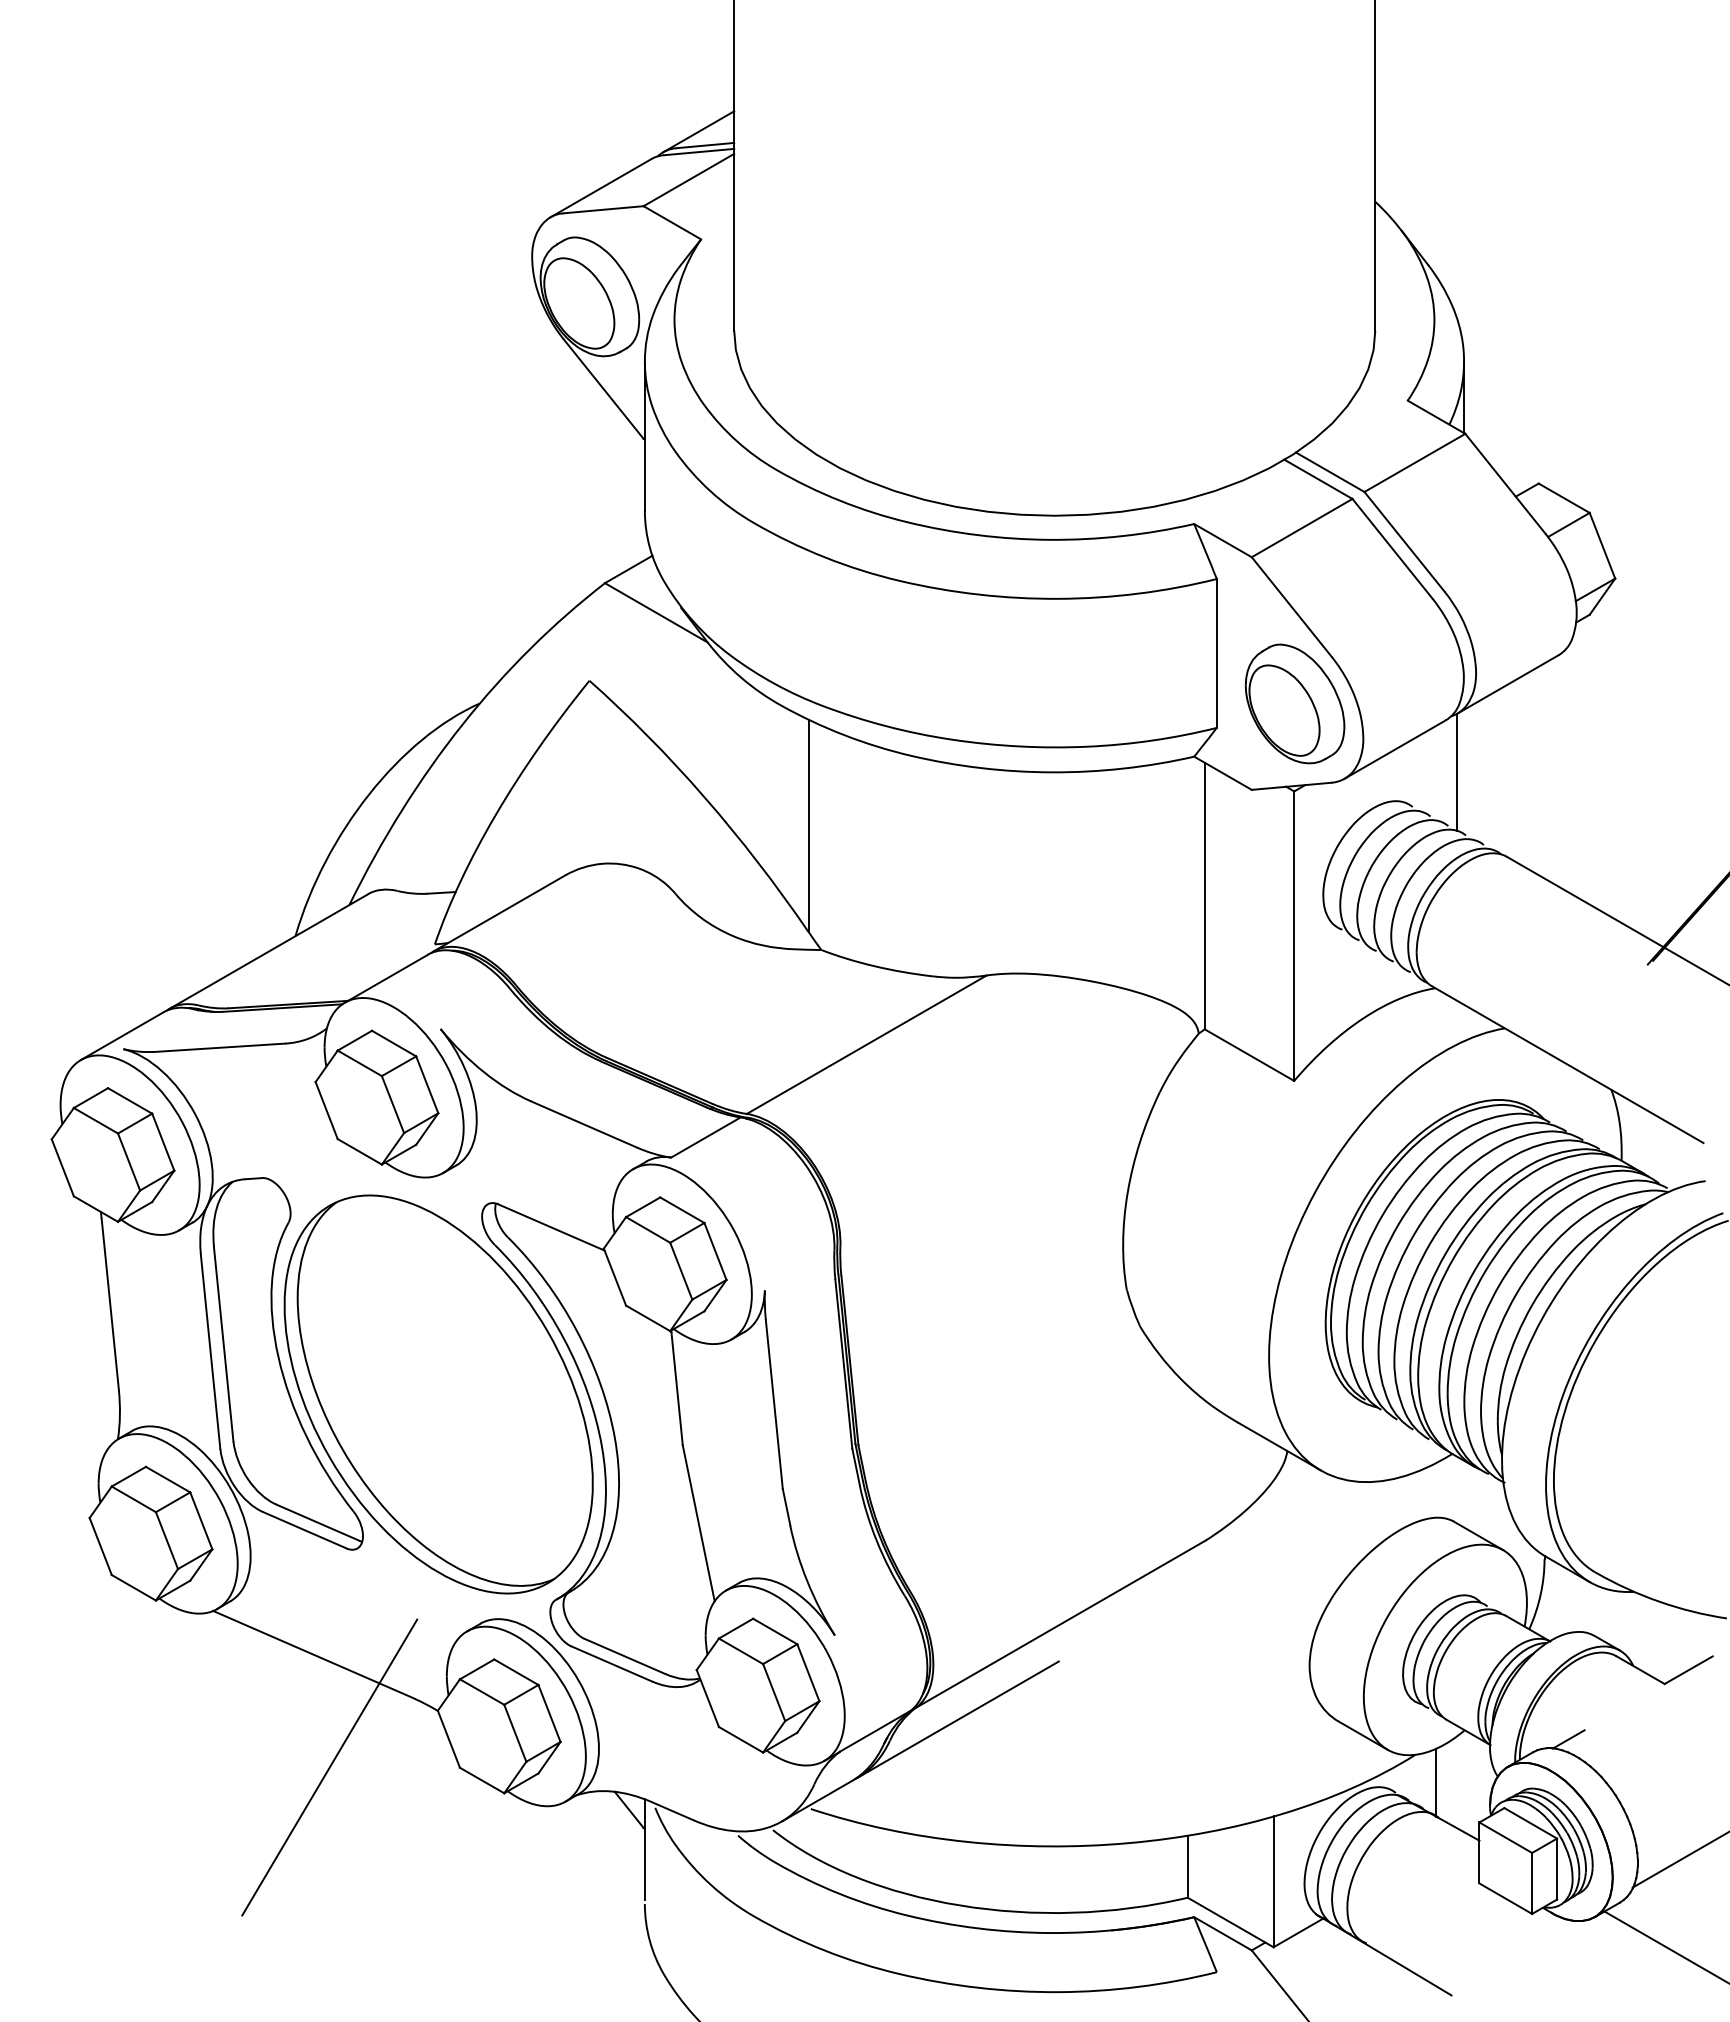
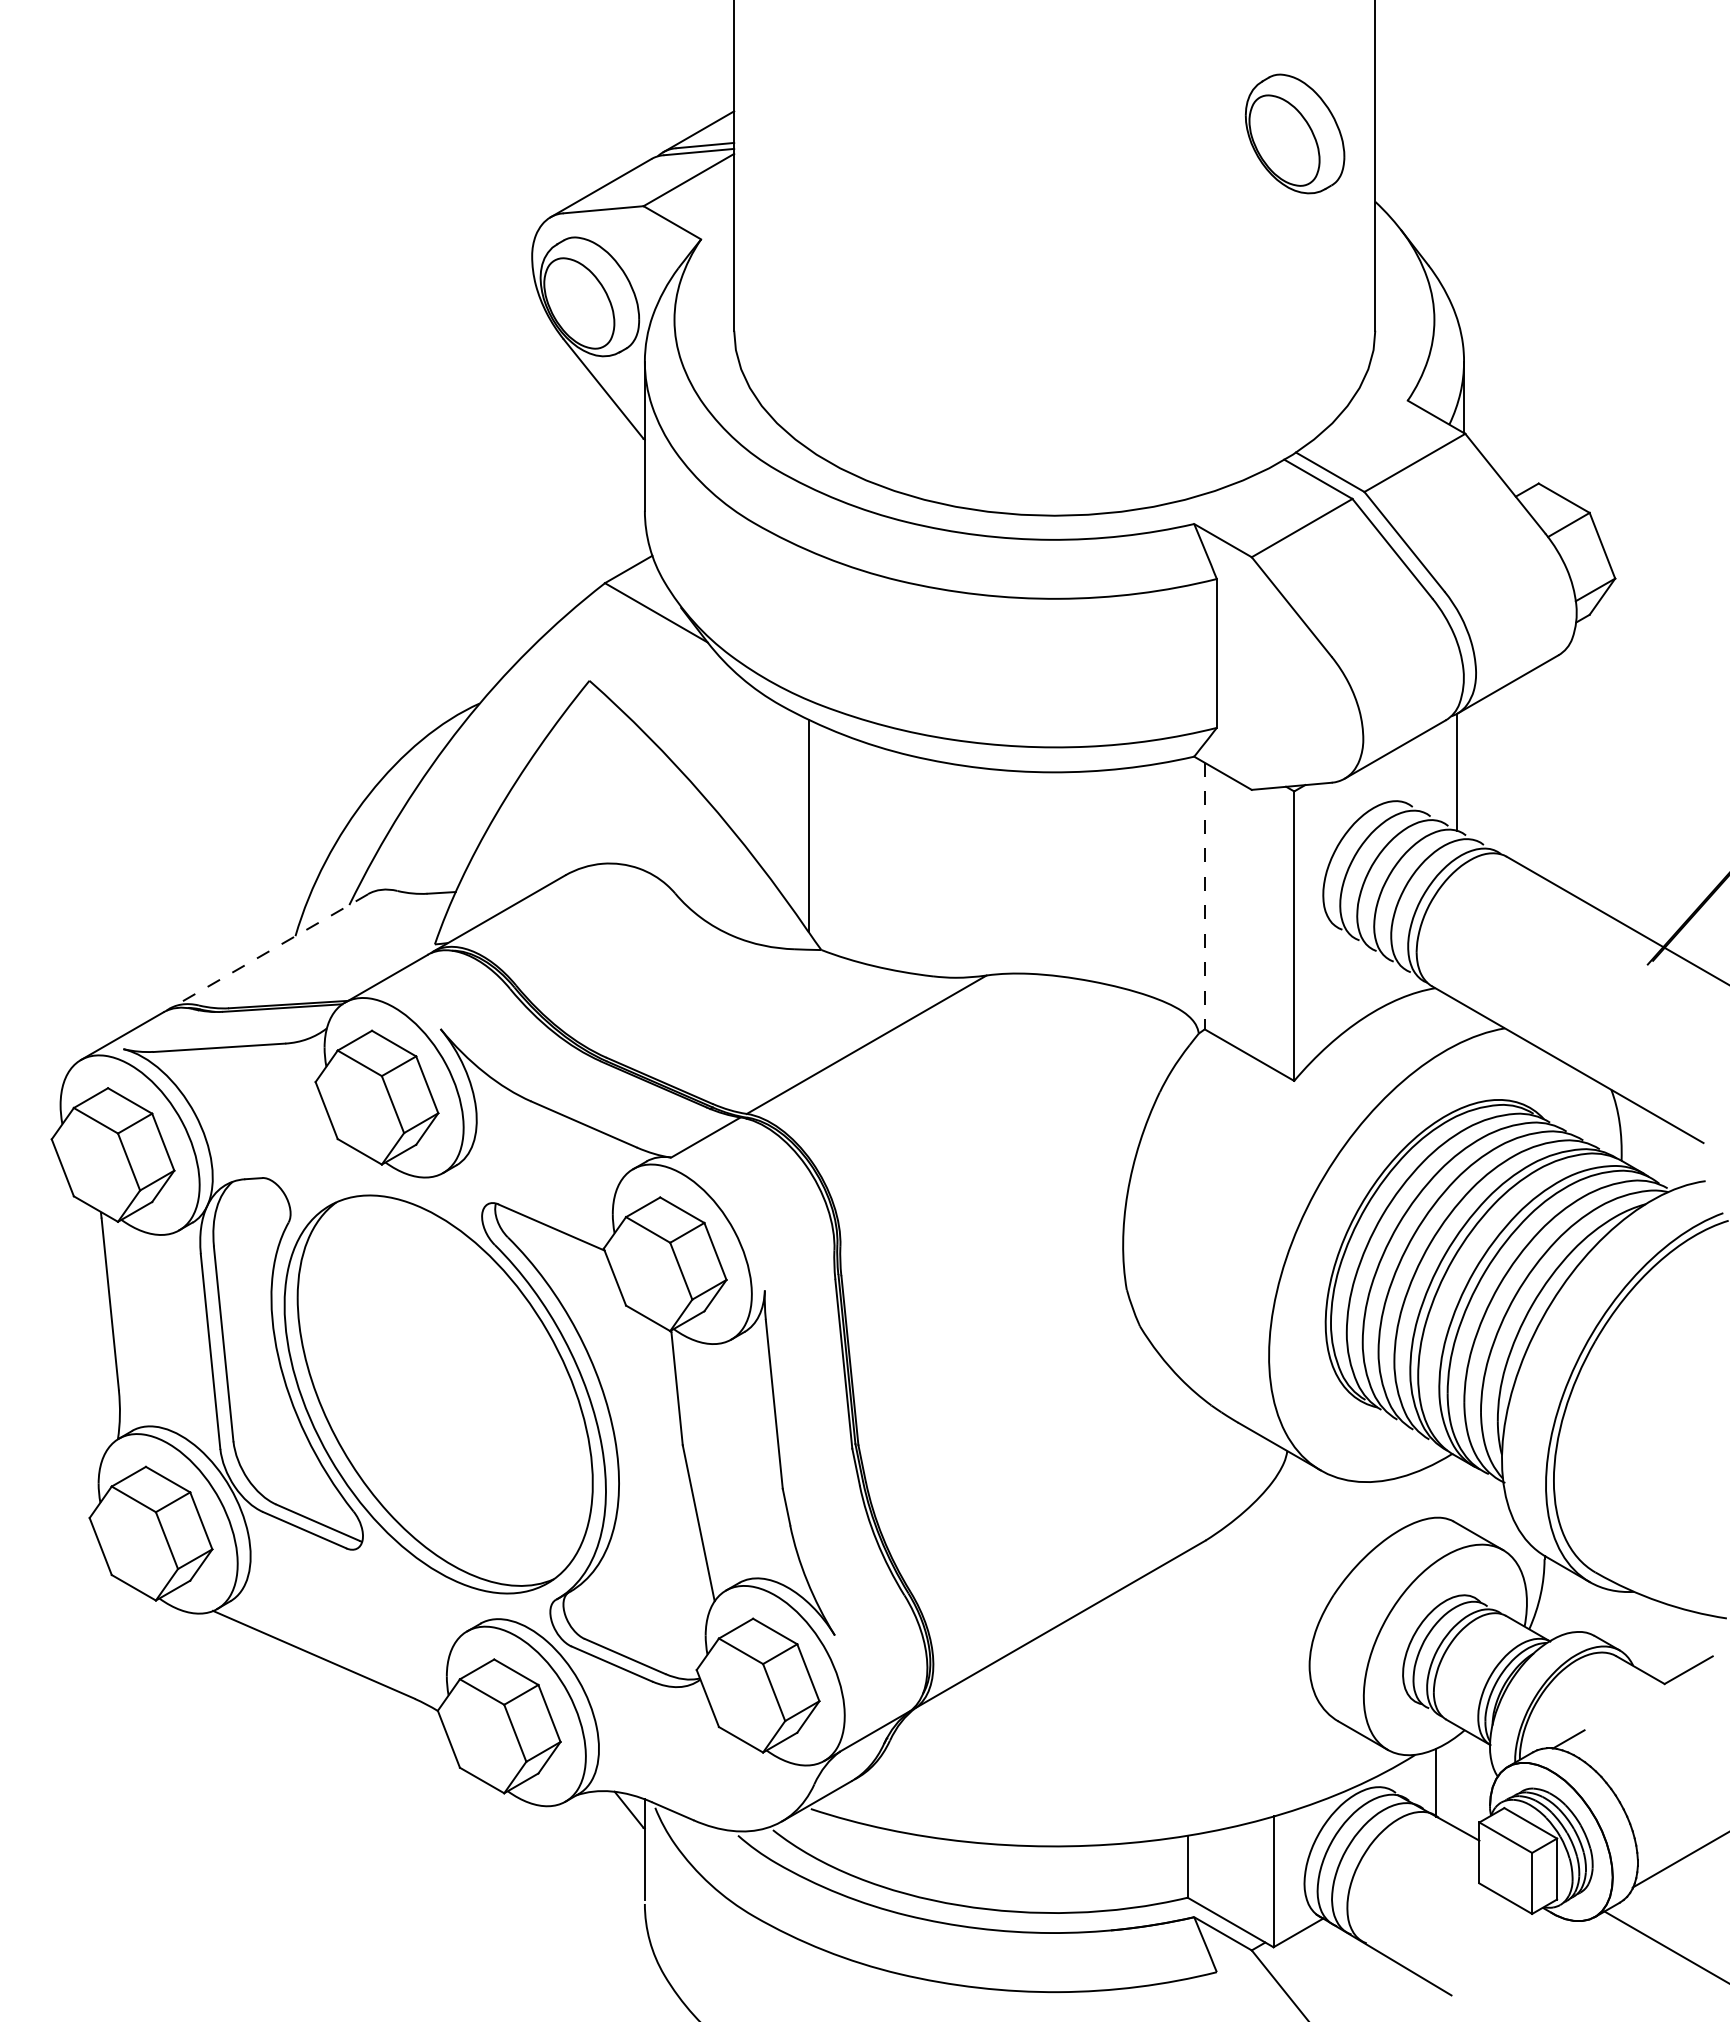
part position: (1294, 703) -> (1294, 133) (1294, 133)
line: solid -> dashed (1204, 896)
line: solid -> dashed (268, 951)
line: present -> none (957, 1719)
line: present -> none (329, 1767)
